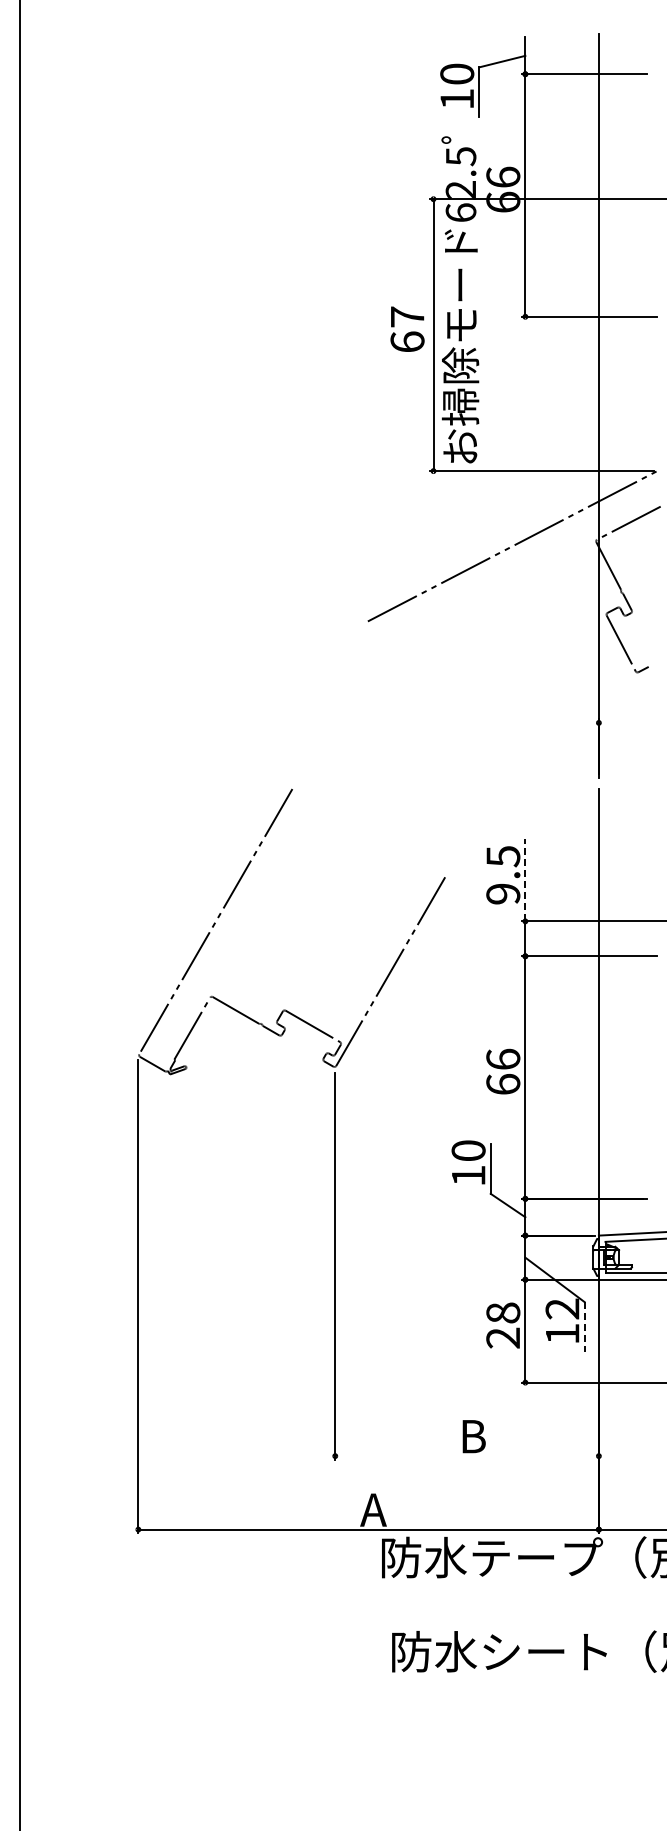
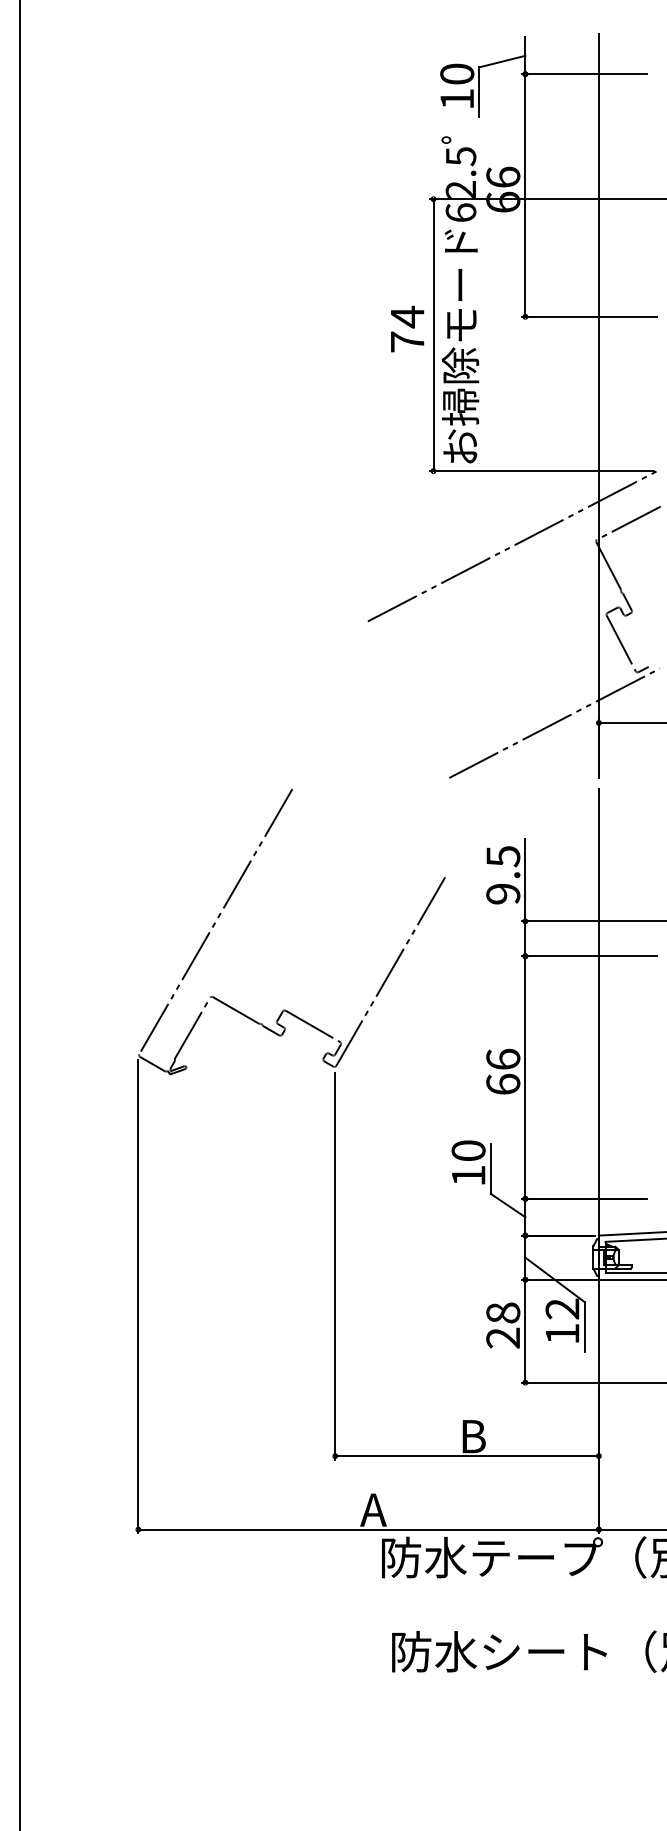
text: 67 -> 74 (407, 328)
line: none -> present (630, 722)
line: none -> present (554, 723)
line: dashed -> solid (525, 879)
line: dashed -> solid (584, 1327)
line: none -> present (466, 1456)
